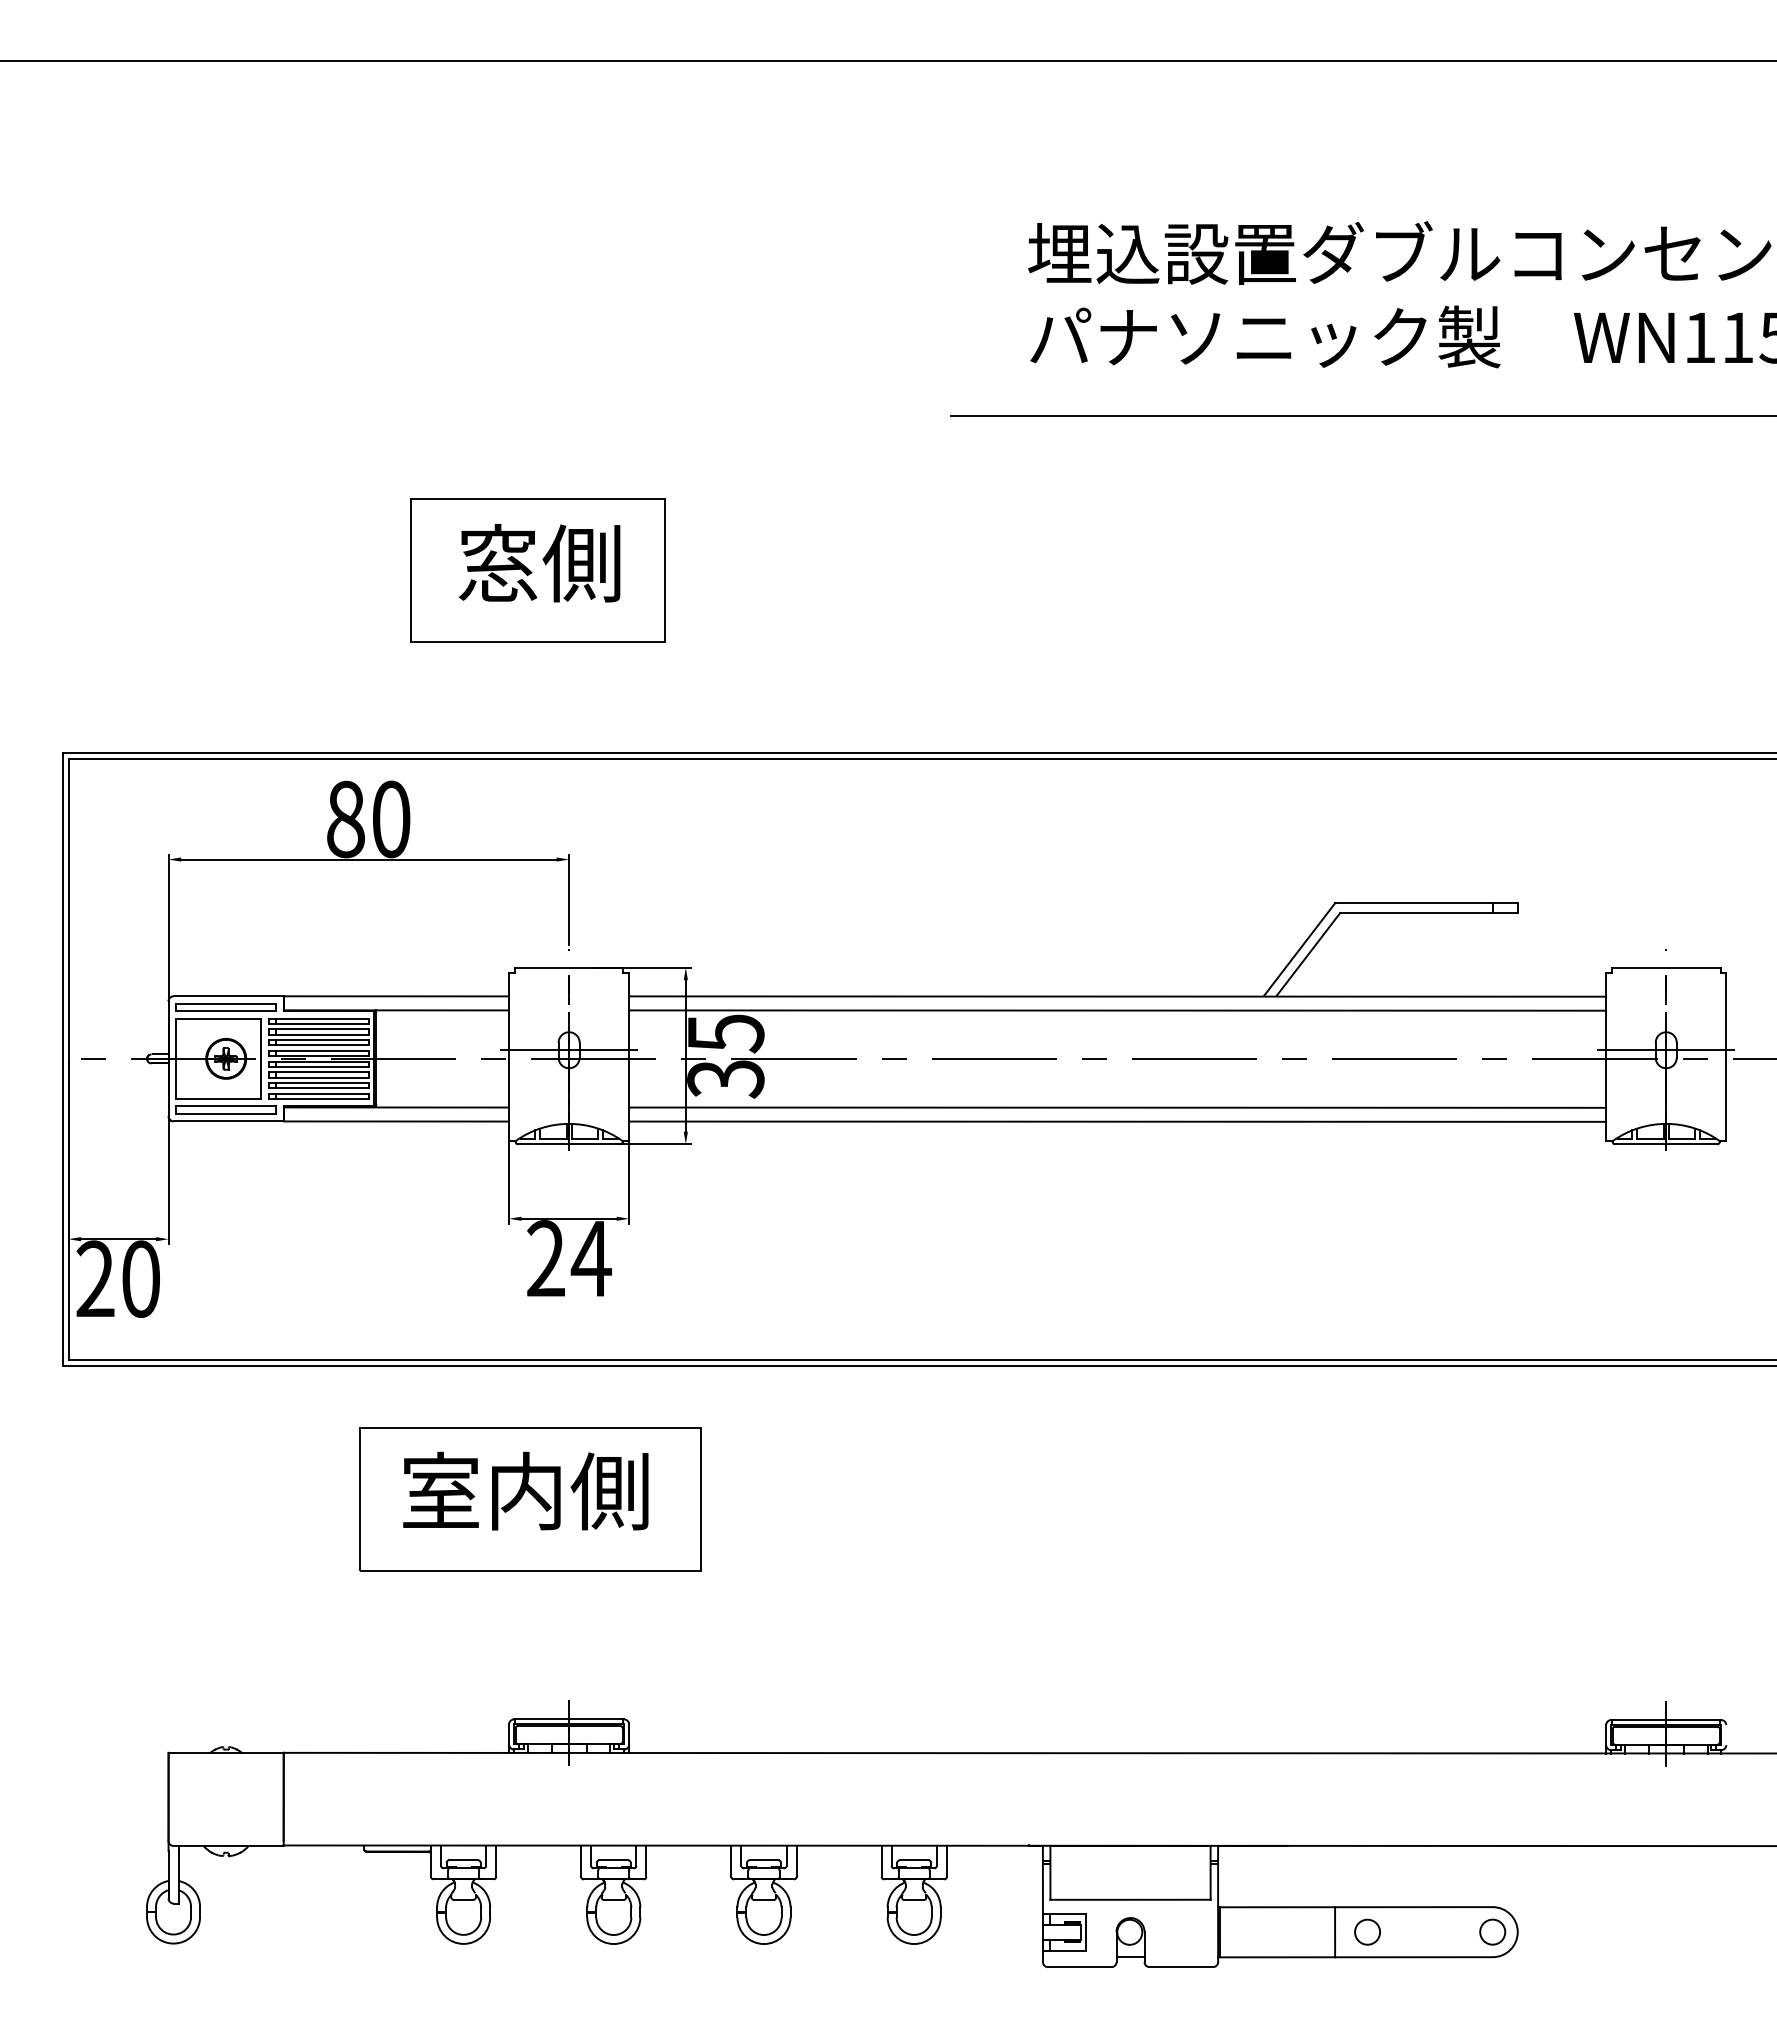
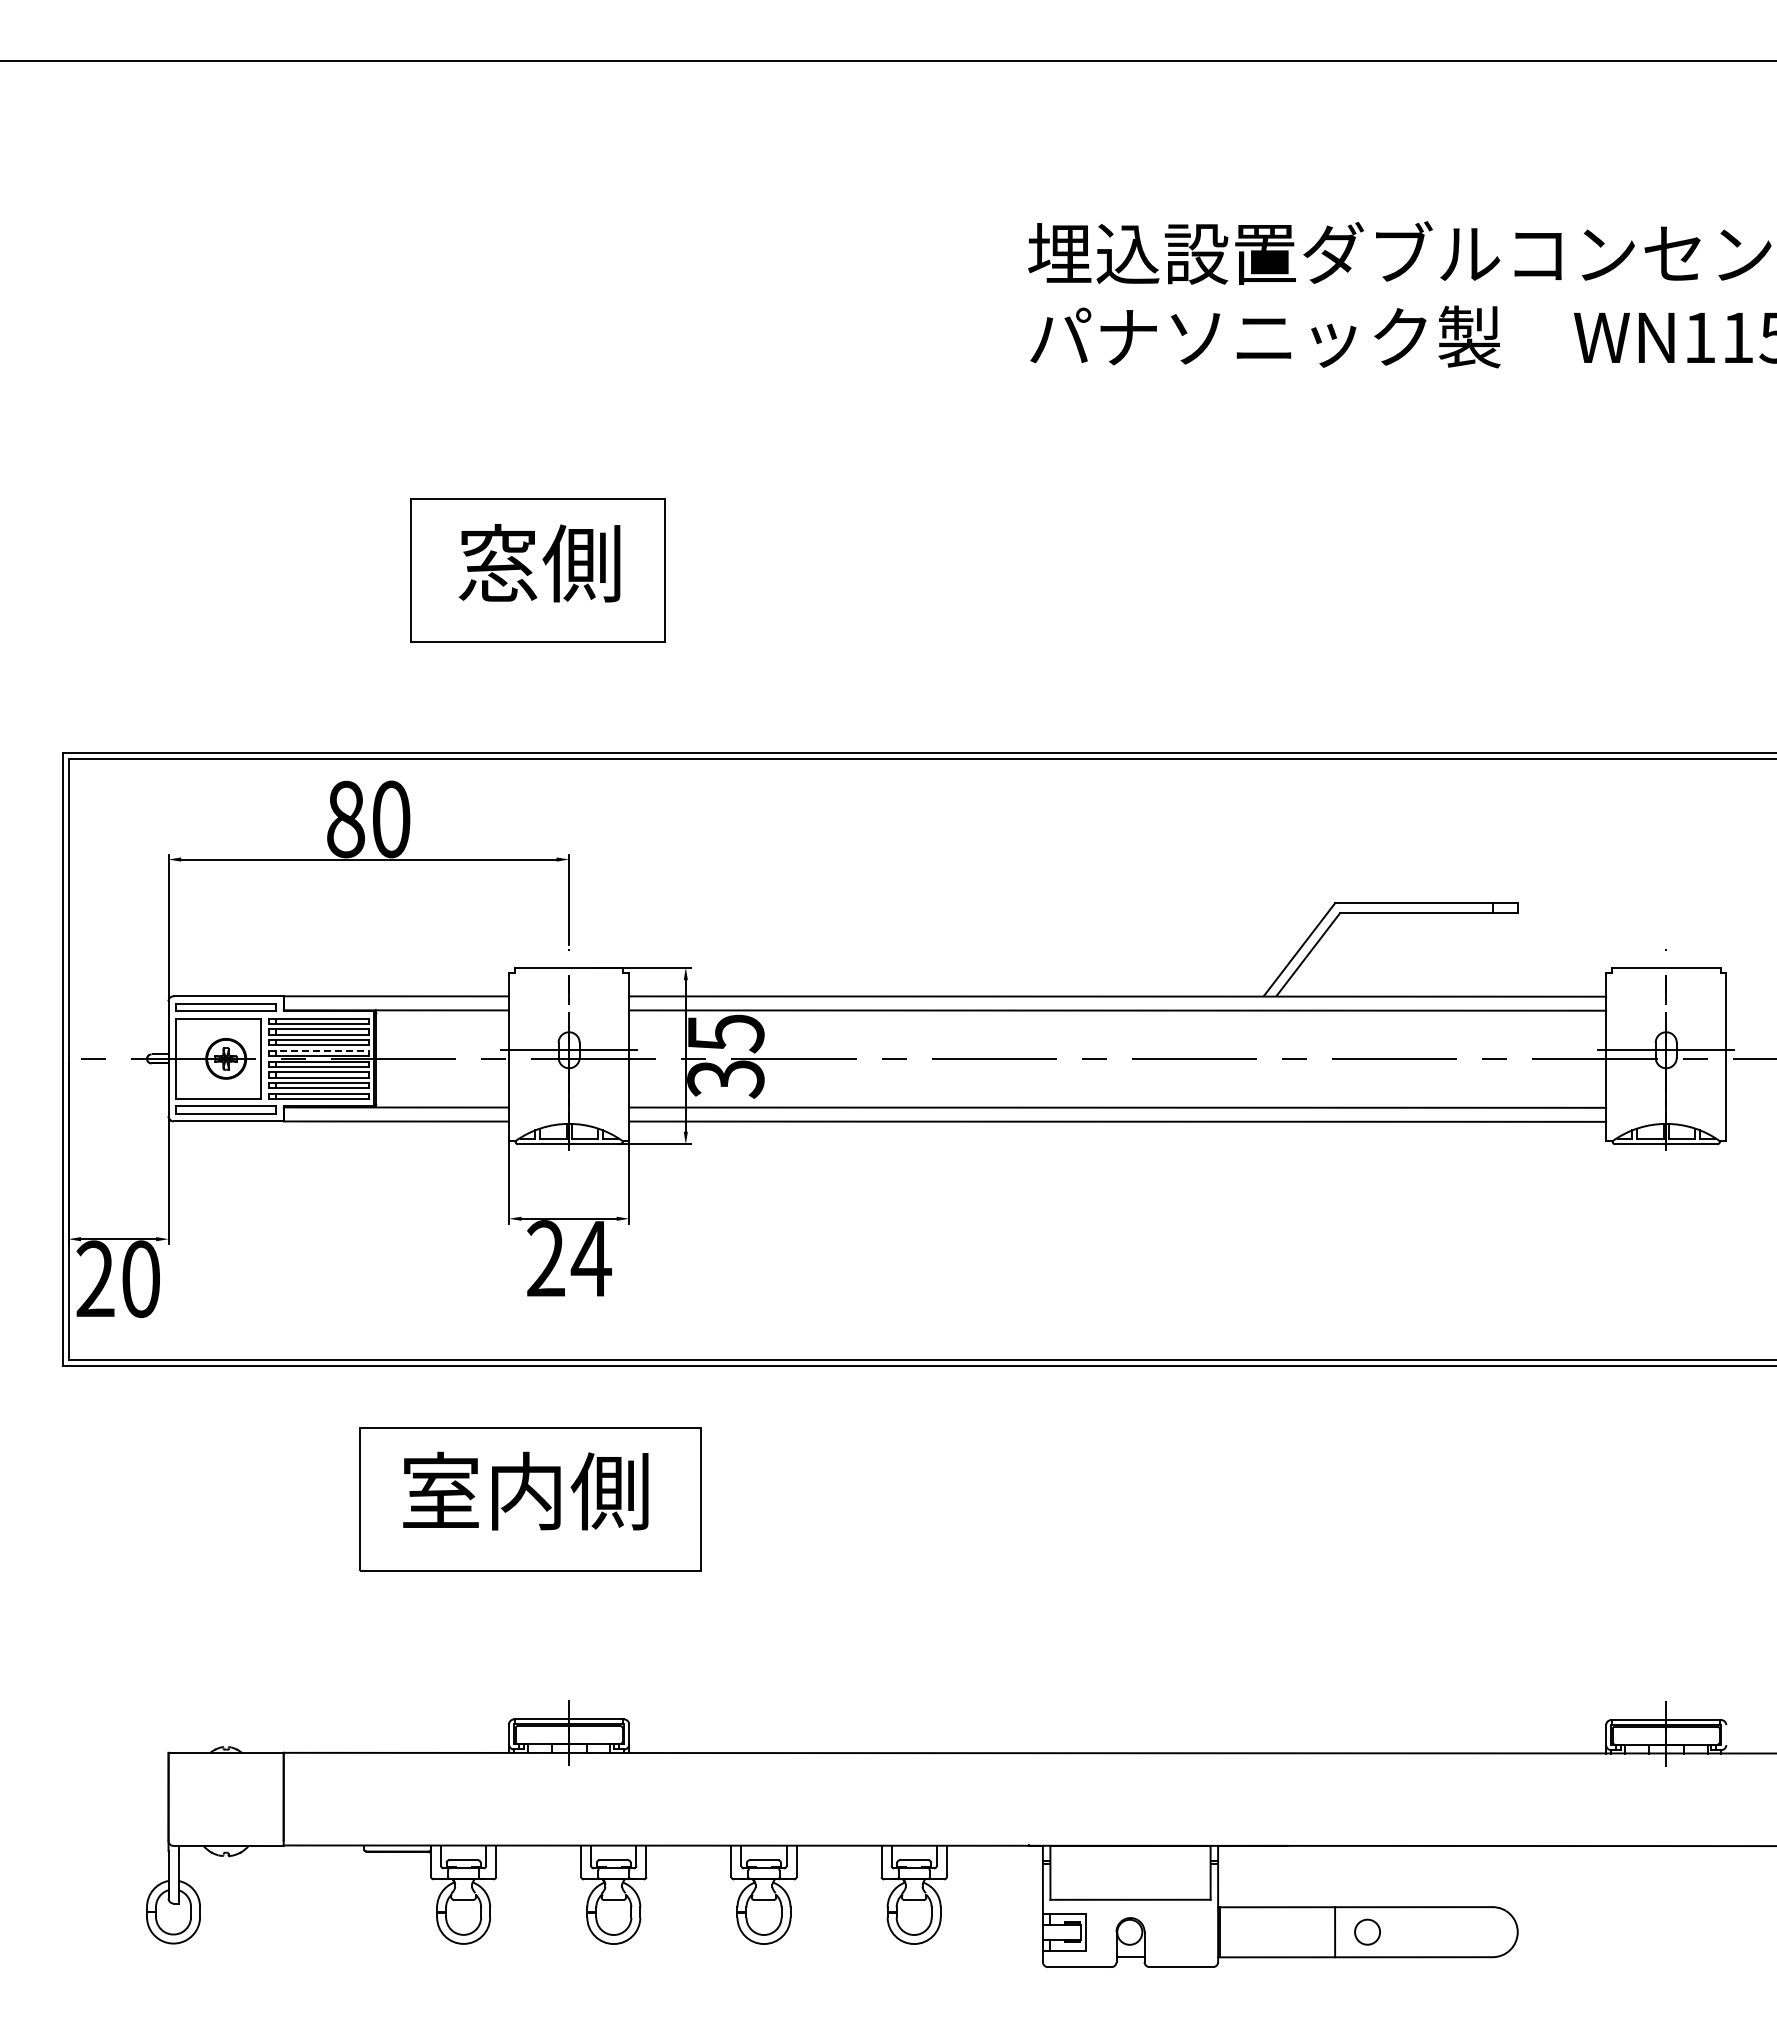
line: present -> none (1361, 416)
line: solid -> dashed (319, 1050)
circle: present -> none (1492, 1931)
